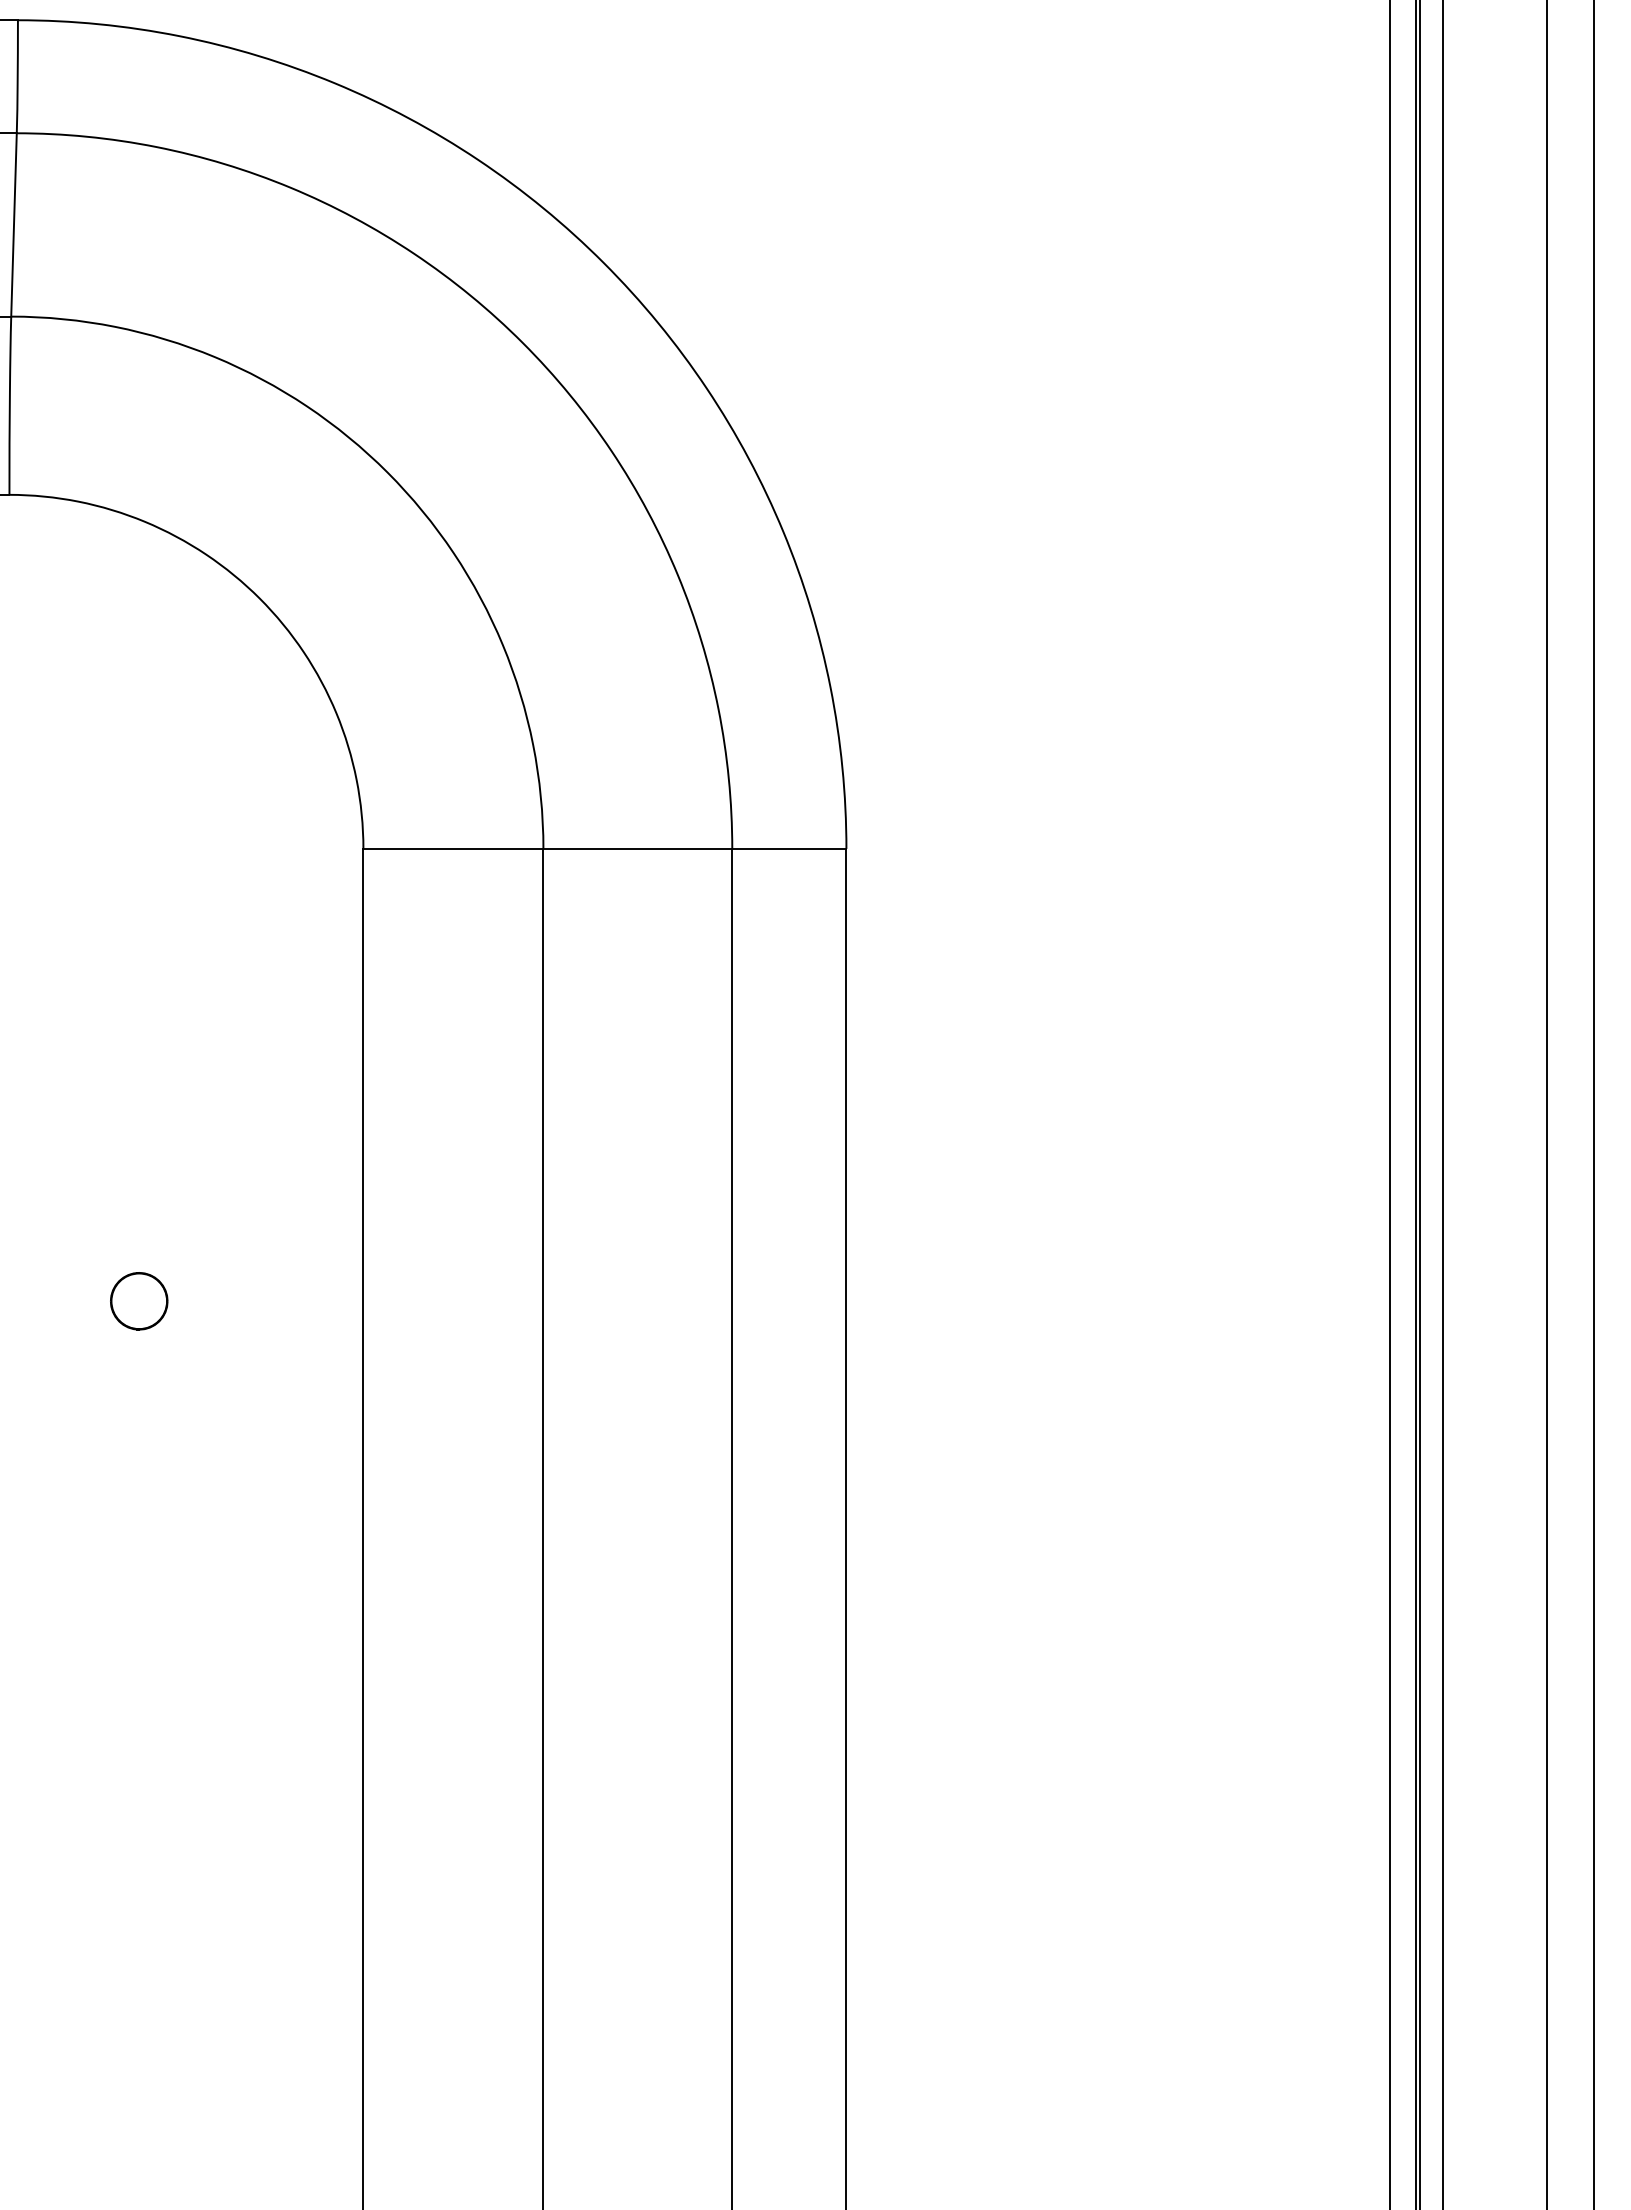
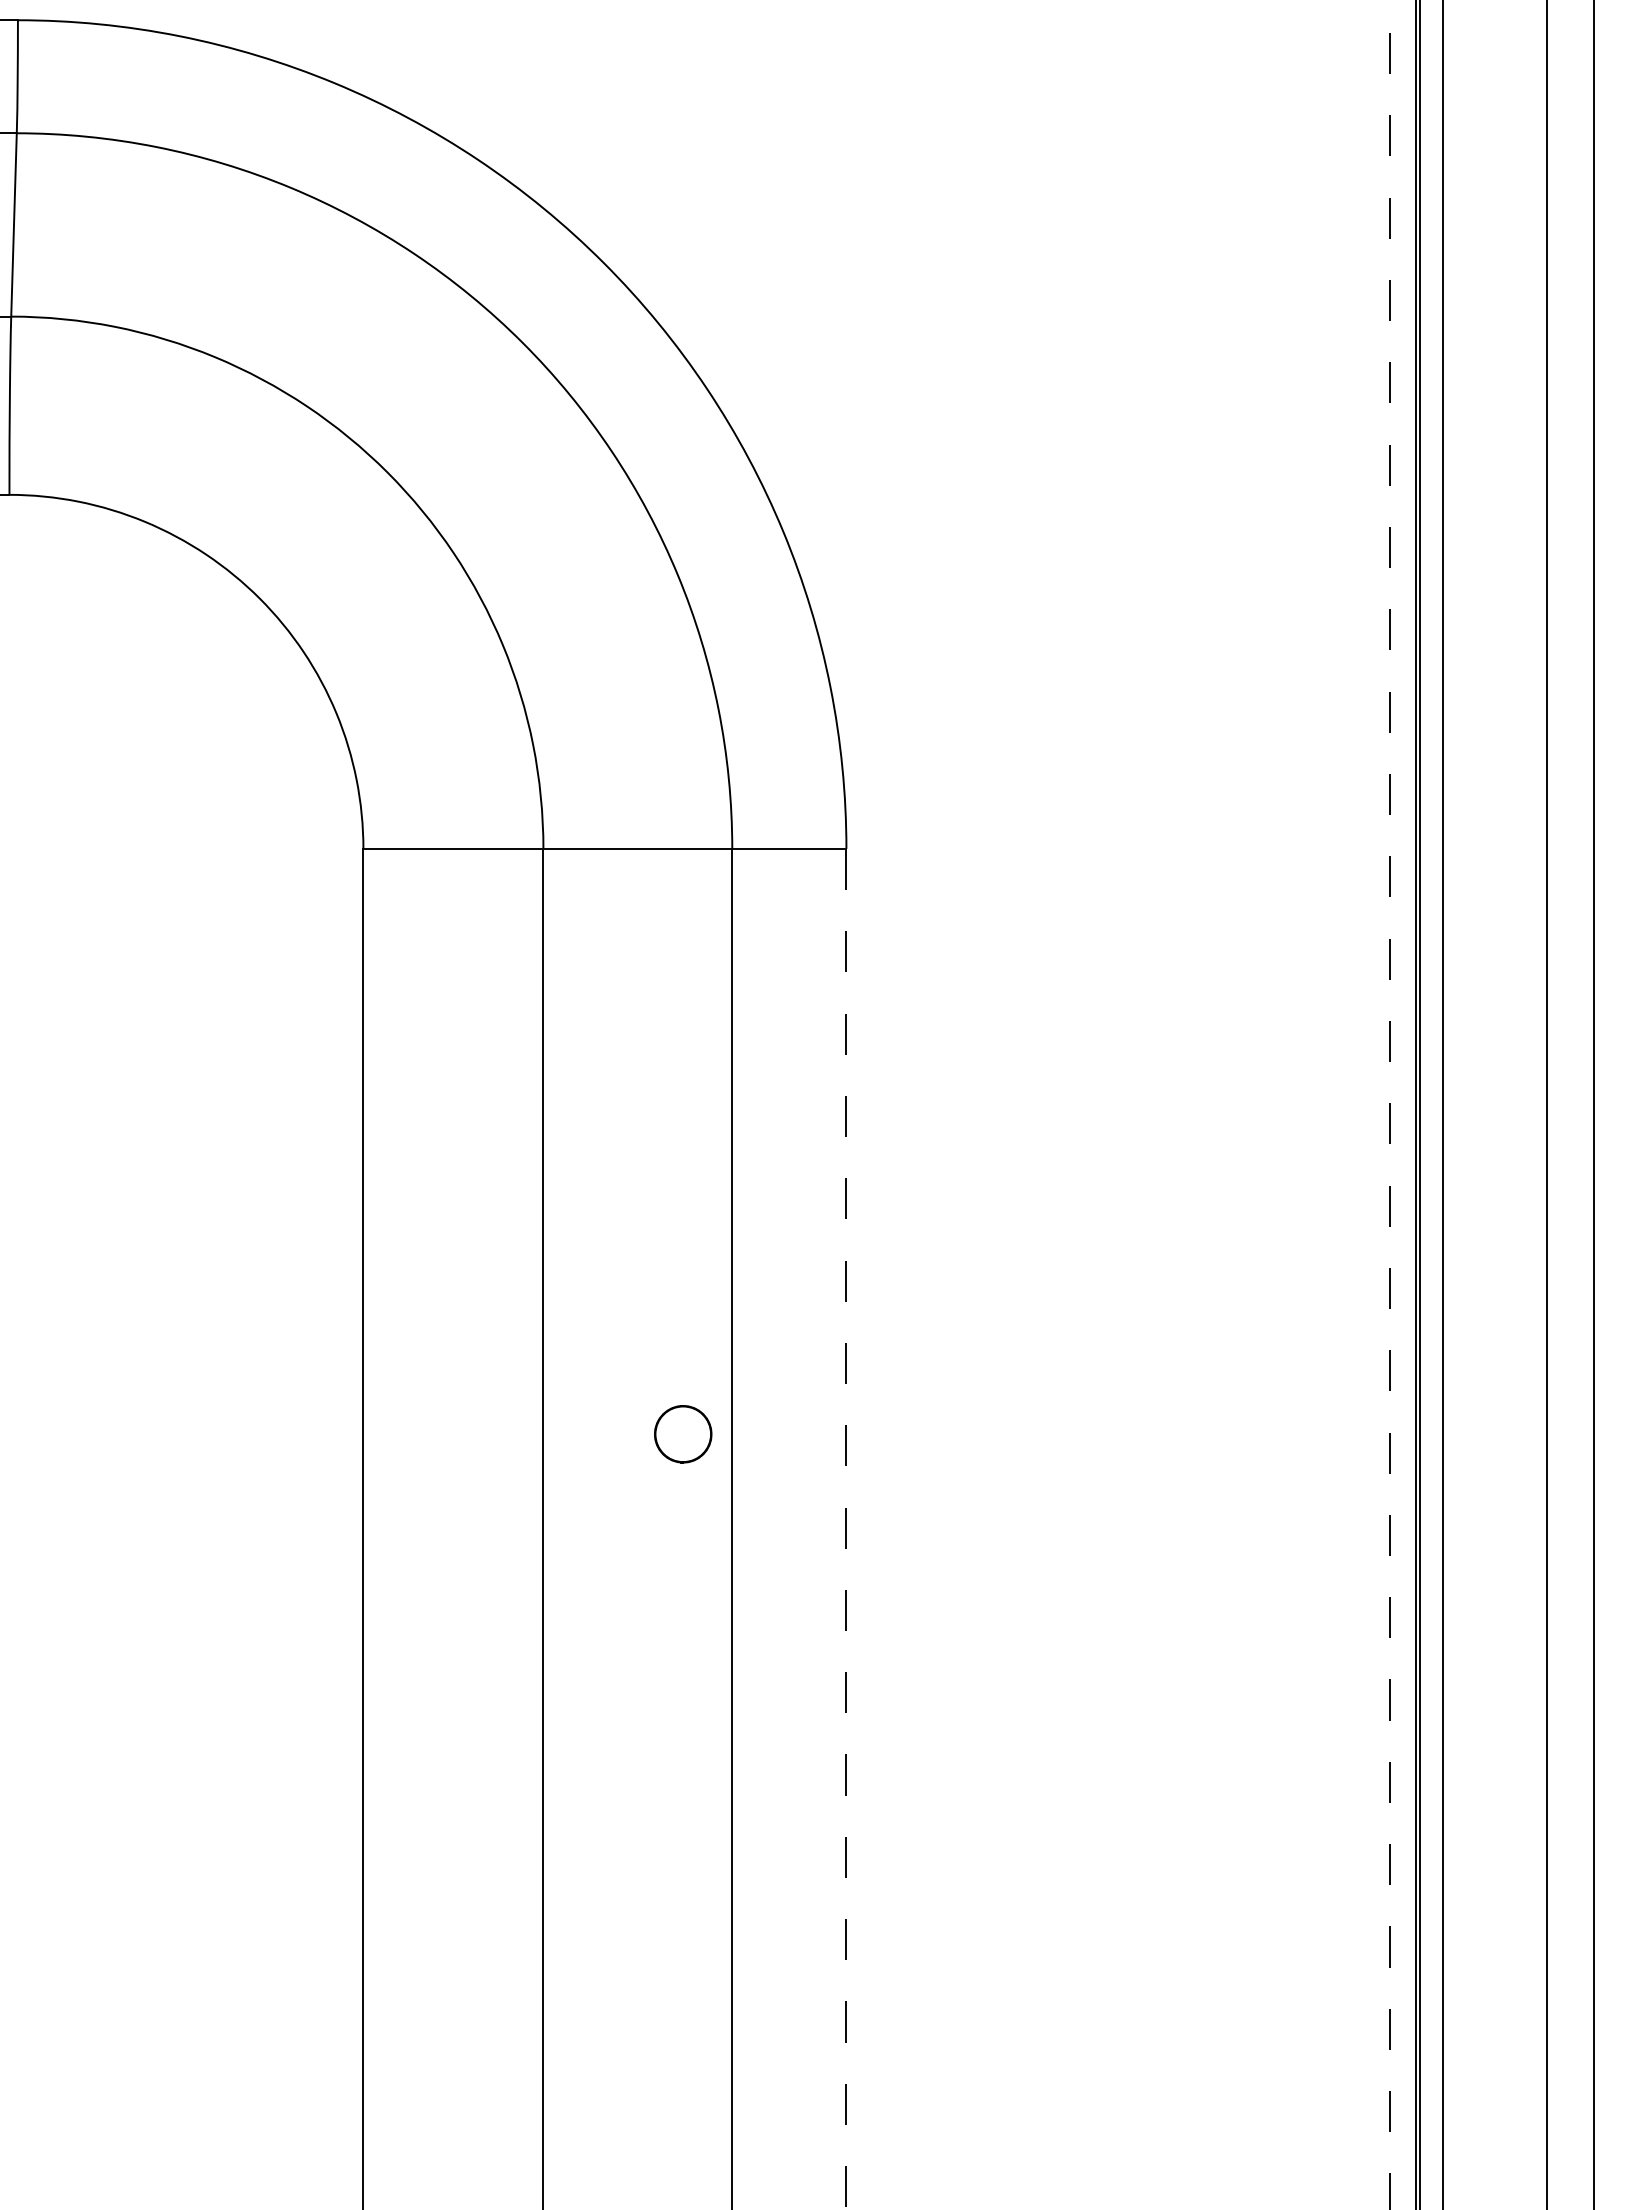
line: solid -> dashed (1390, 1105)
part position: (139, 1301) -> (683, 1434) (683, 1434)
line: solid -> dashed (846, 1529)
